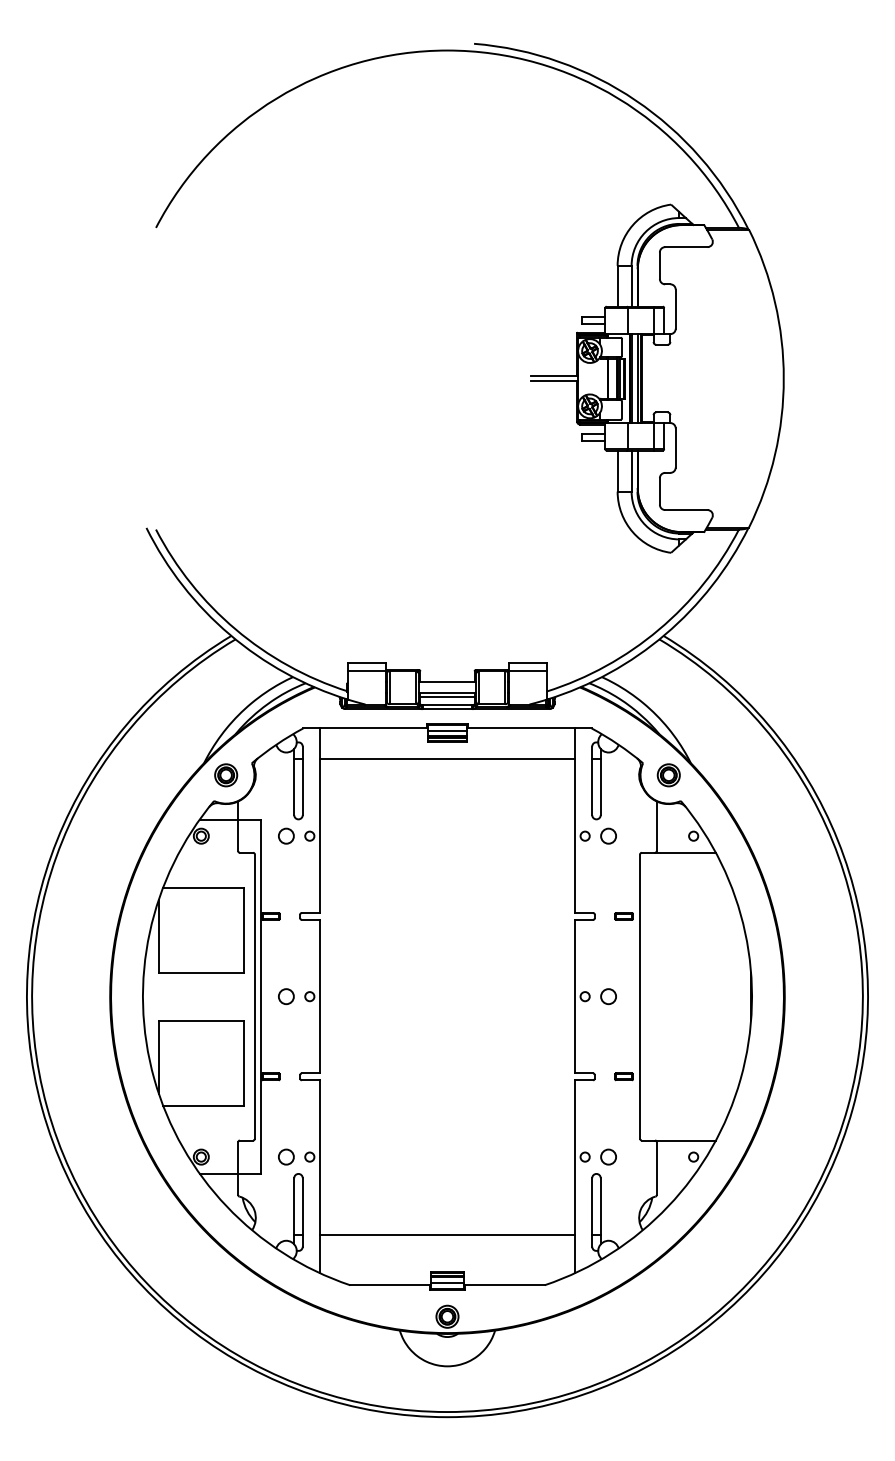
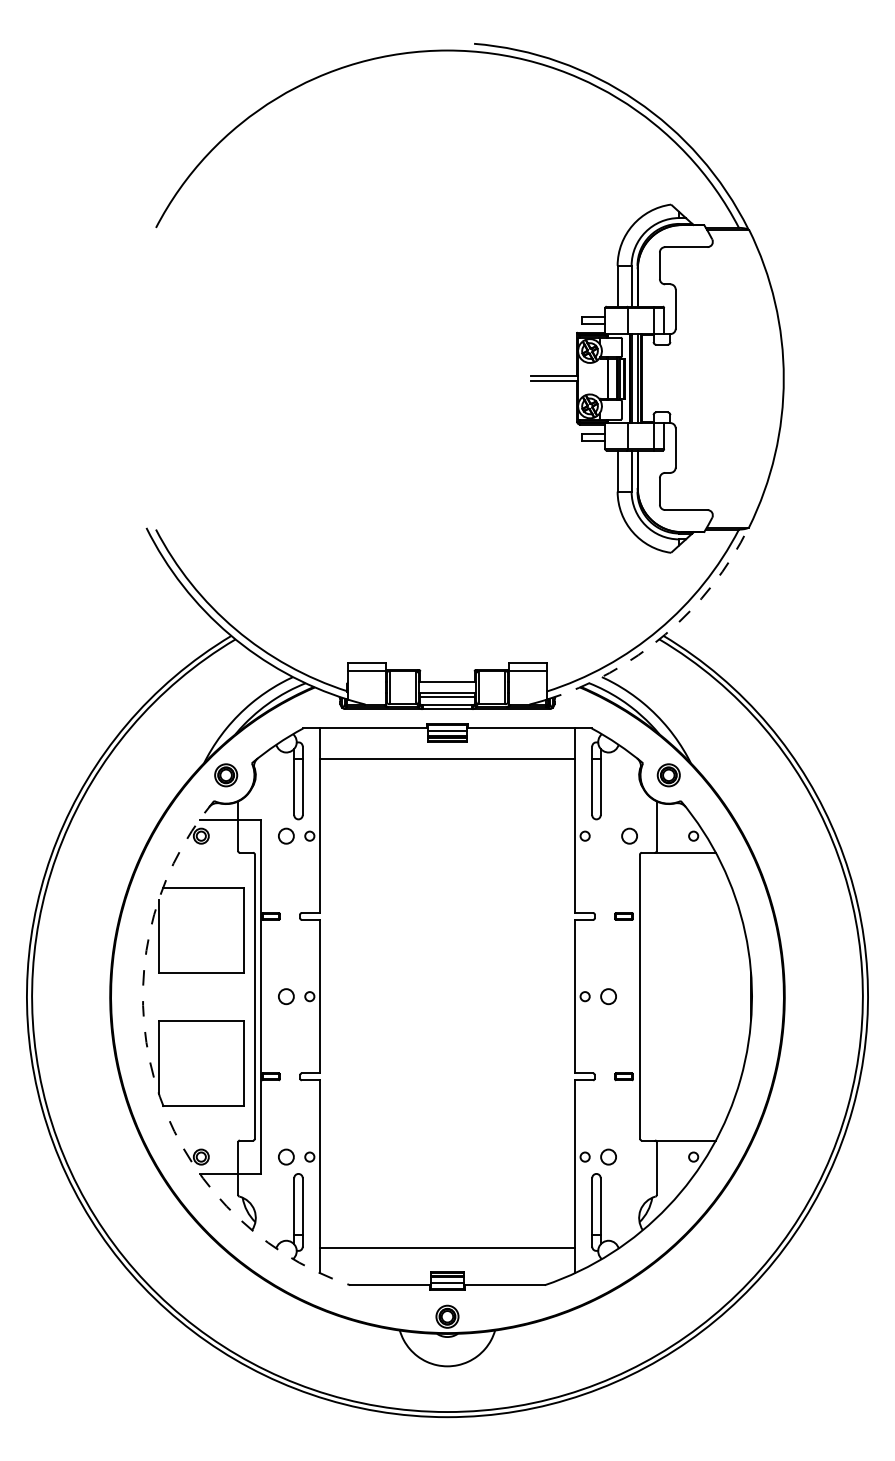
arc: solid -> dashed (665, 634)
circle position: (608, 835) -> (629, 835) (629, 835)
arc: solid -> dashed (154, 1079)
line position: (447, 1234) -> (447, 1247) (447, 1247)
